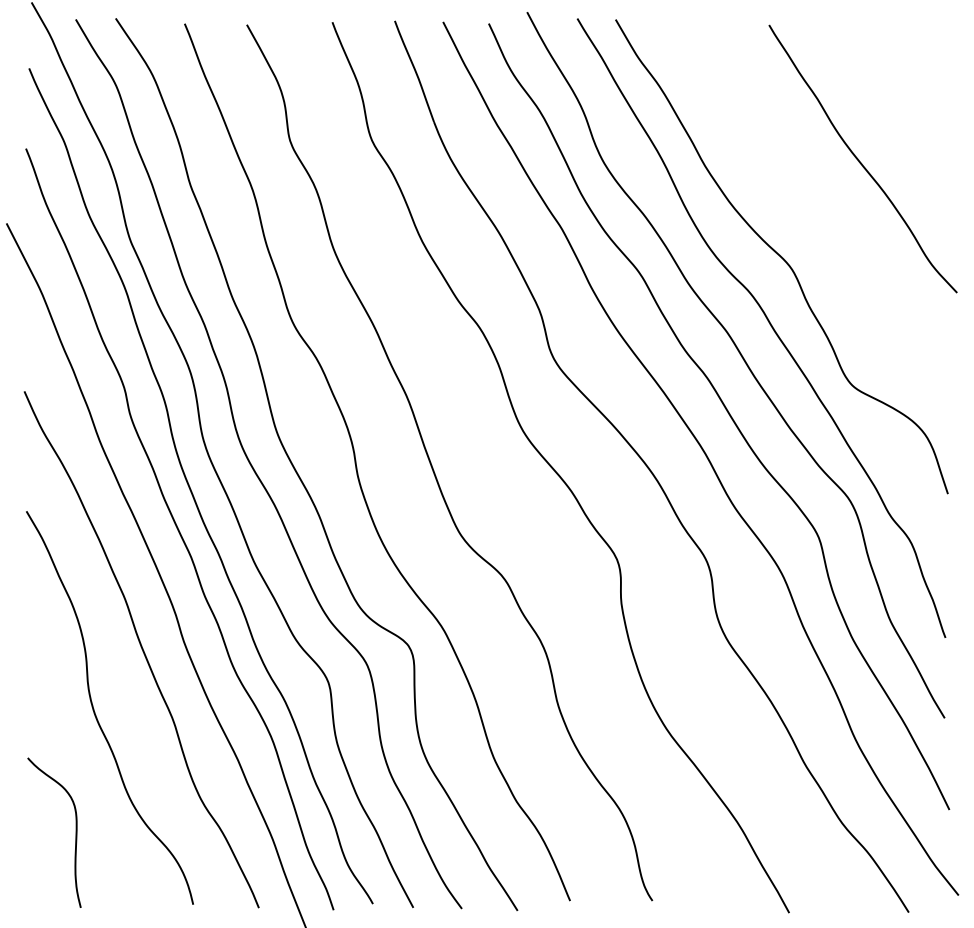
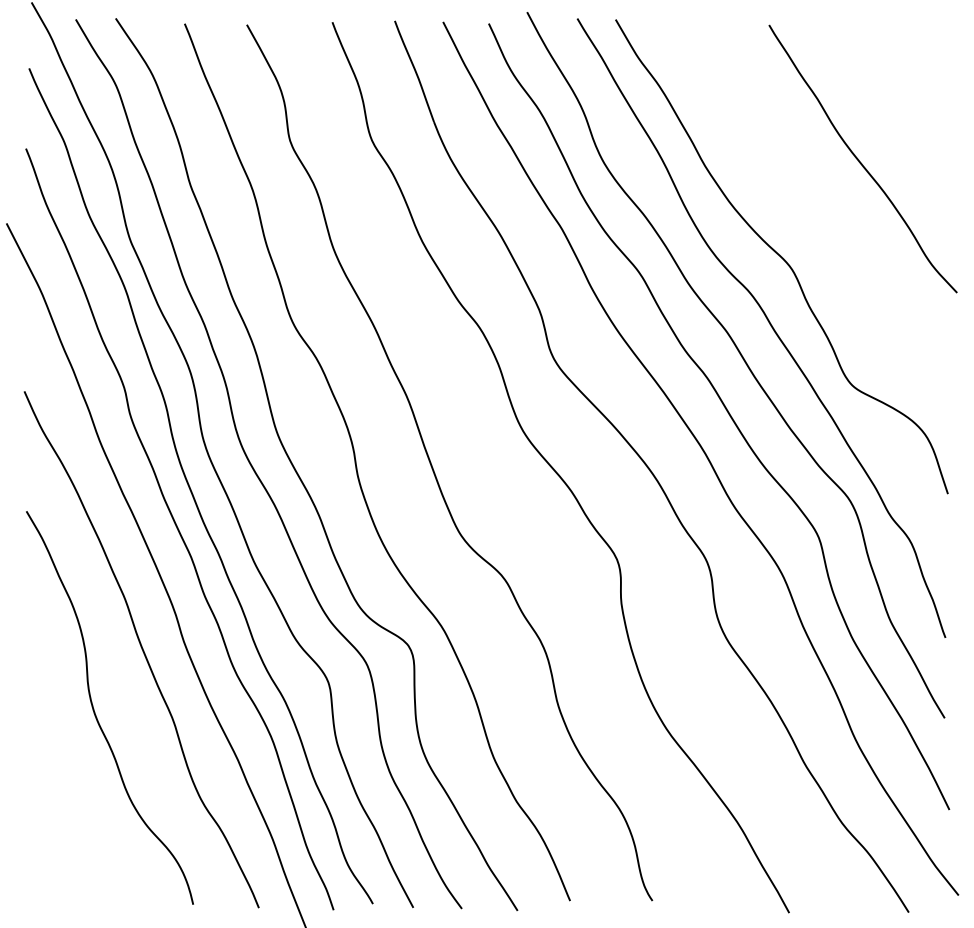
curve: present -> none (75, 832)
